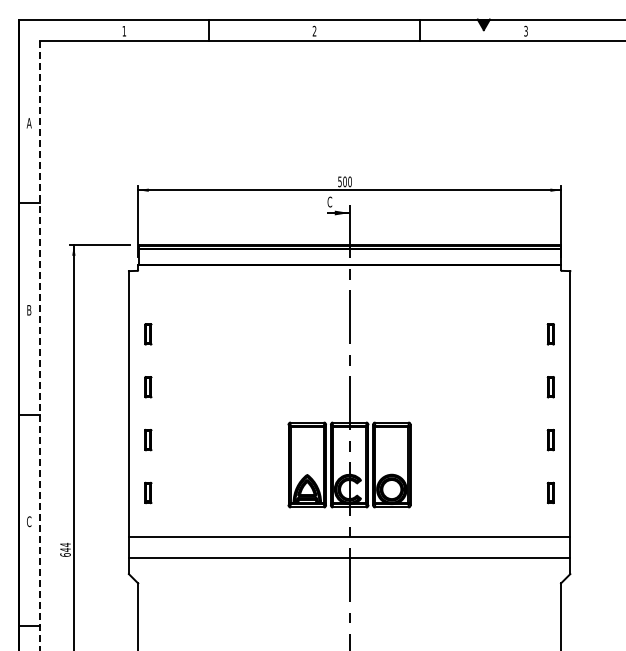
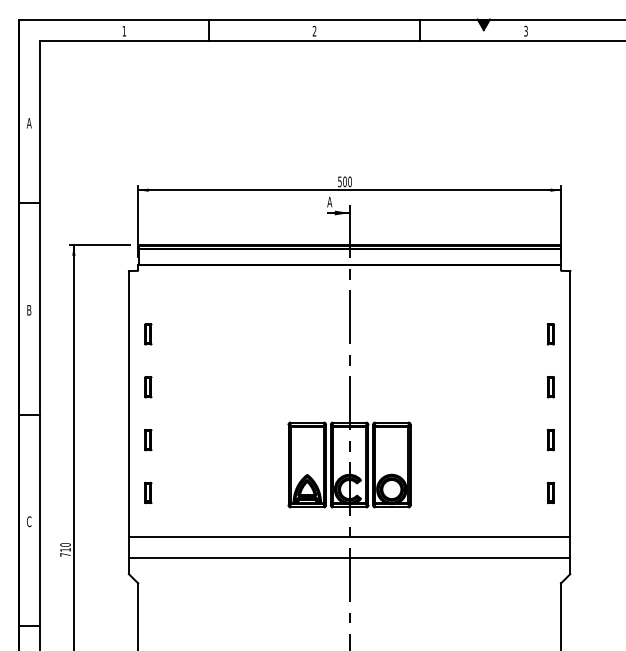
text: C -> A (329, 201)
line: dashed -> solid (39, 345)
text: 644 -> 710 (65, 549)
